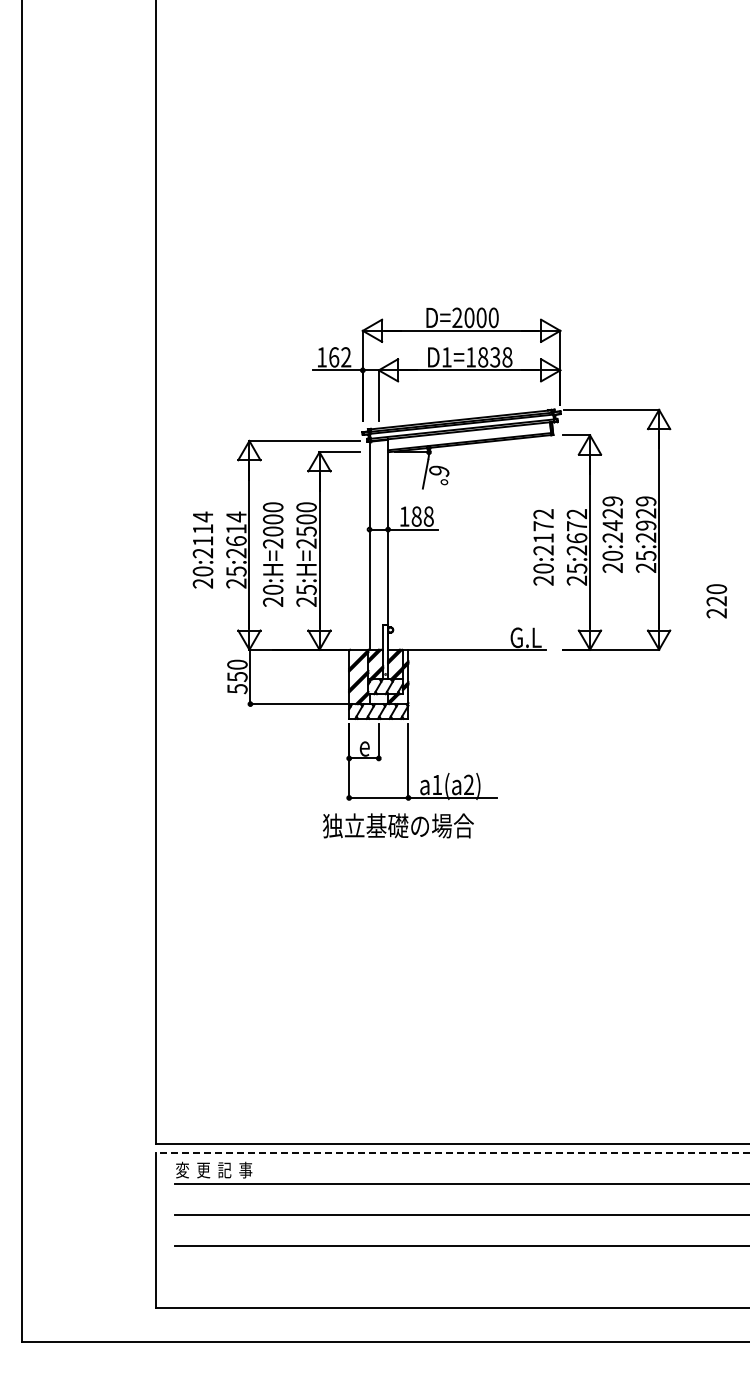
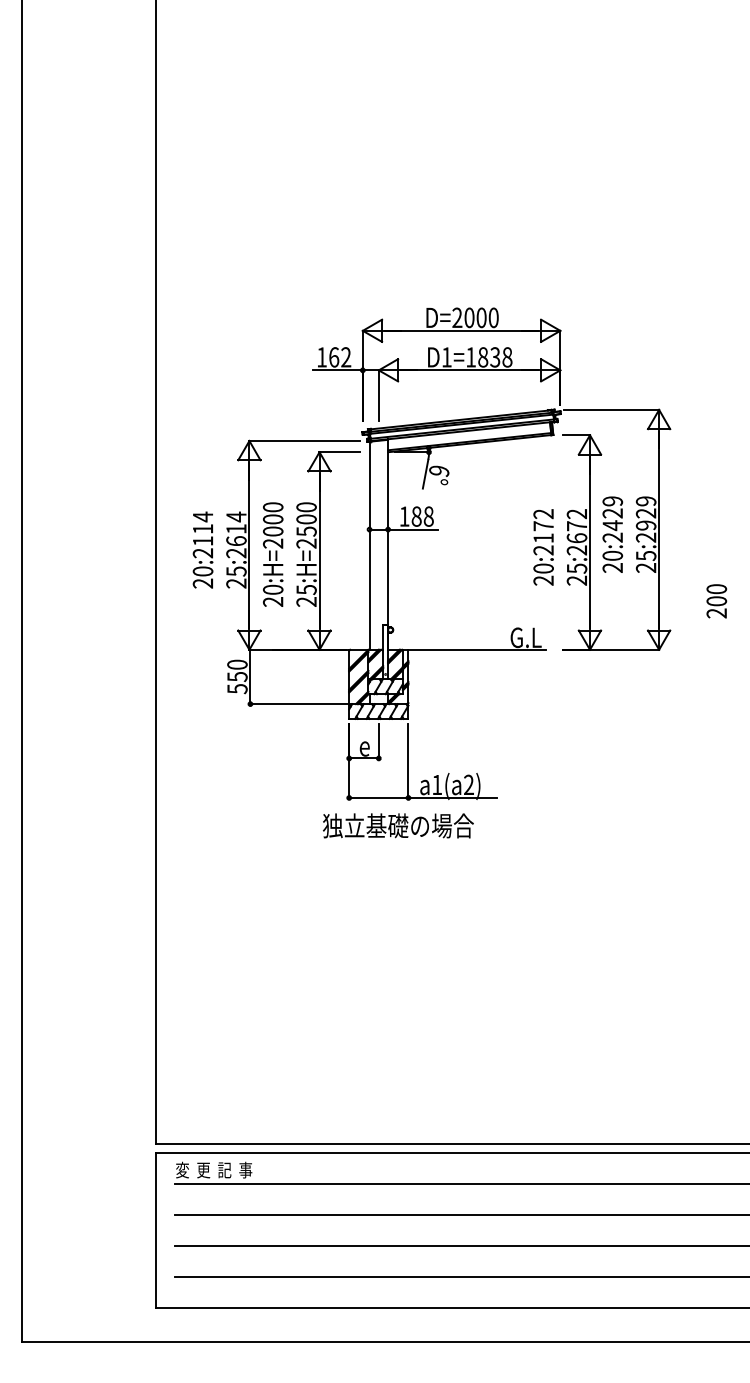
text: 220 -> 200 (716, 601)
line: dashed -> solid (452, 1152)
line: none -> present (460, 1277)
